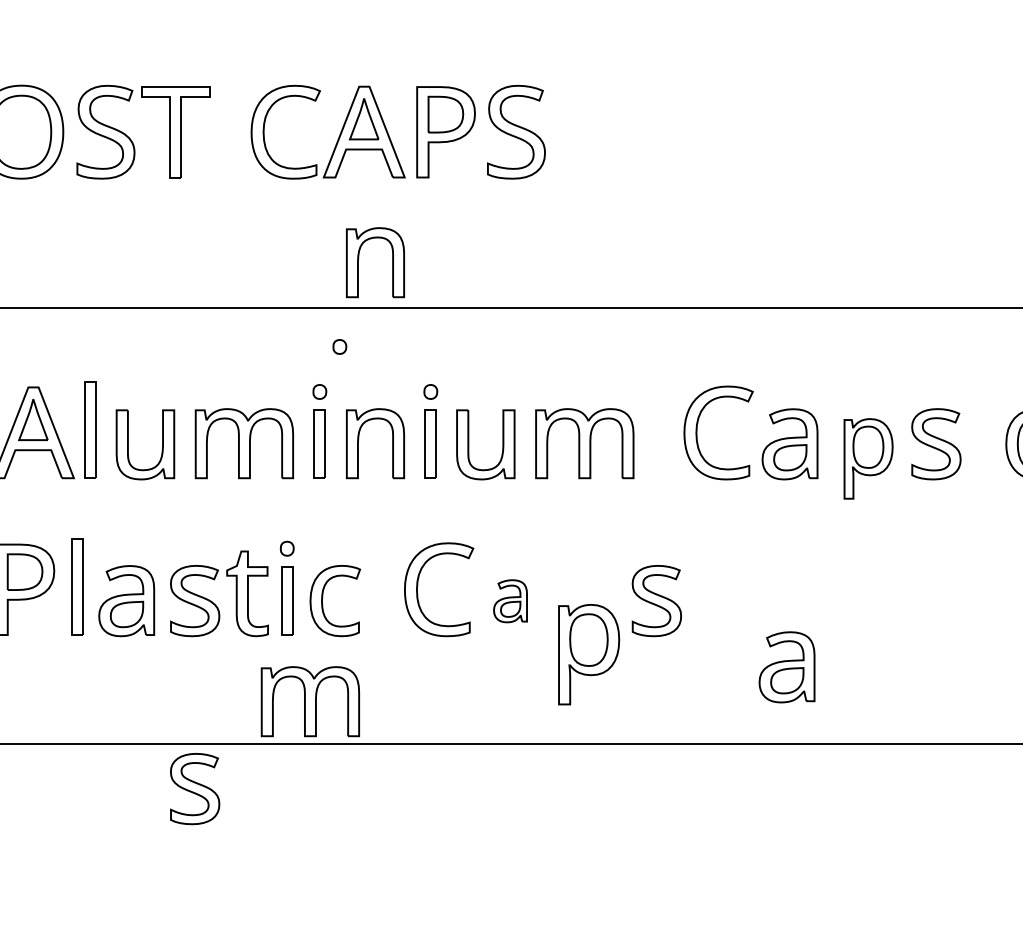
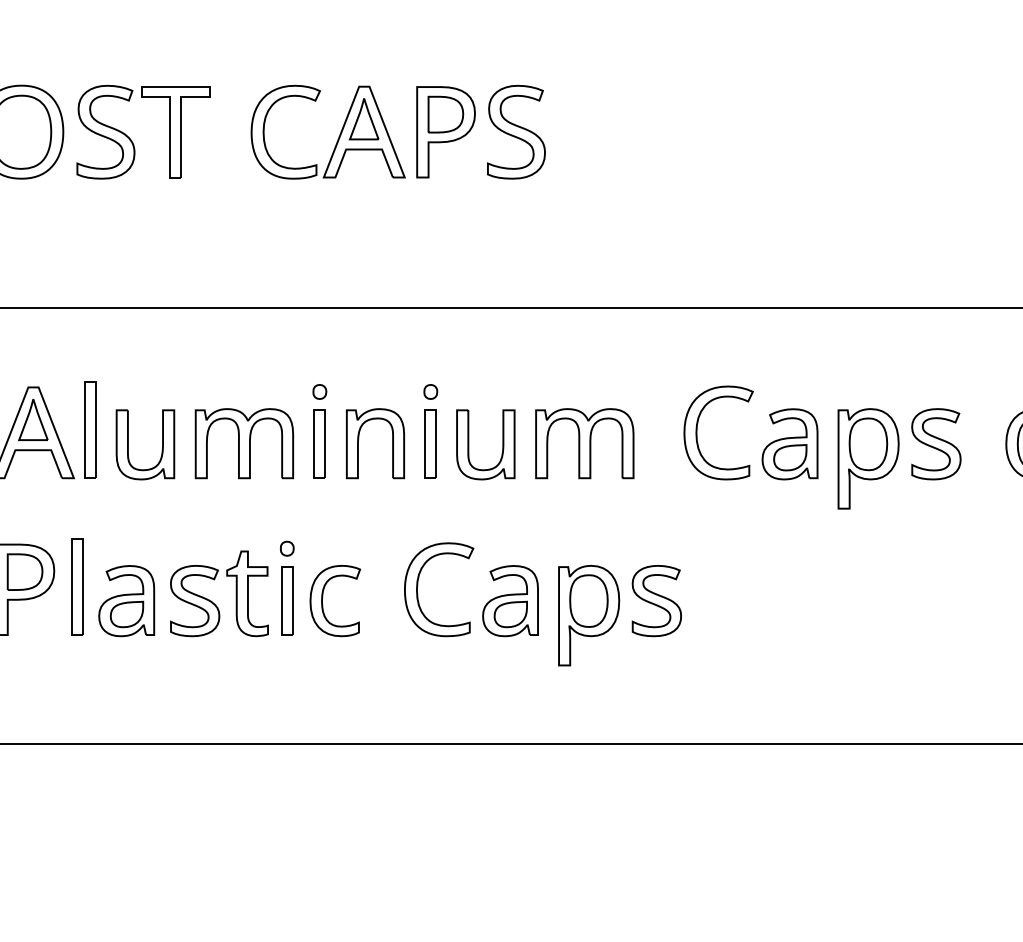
part: present -> none (359, 258)
part: present -> none (339, 346)
part size: 51x82 px -> 63x102 px (868, 458)
part size: 35x45 px -> 57x73 px (510, 601)
part position: (589, 654) -> (589, 615) (589, 615)
part: present -> none (786, 667)
part: present -> none (309, 701)
part: present -> none (195, 789)
